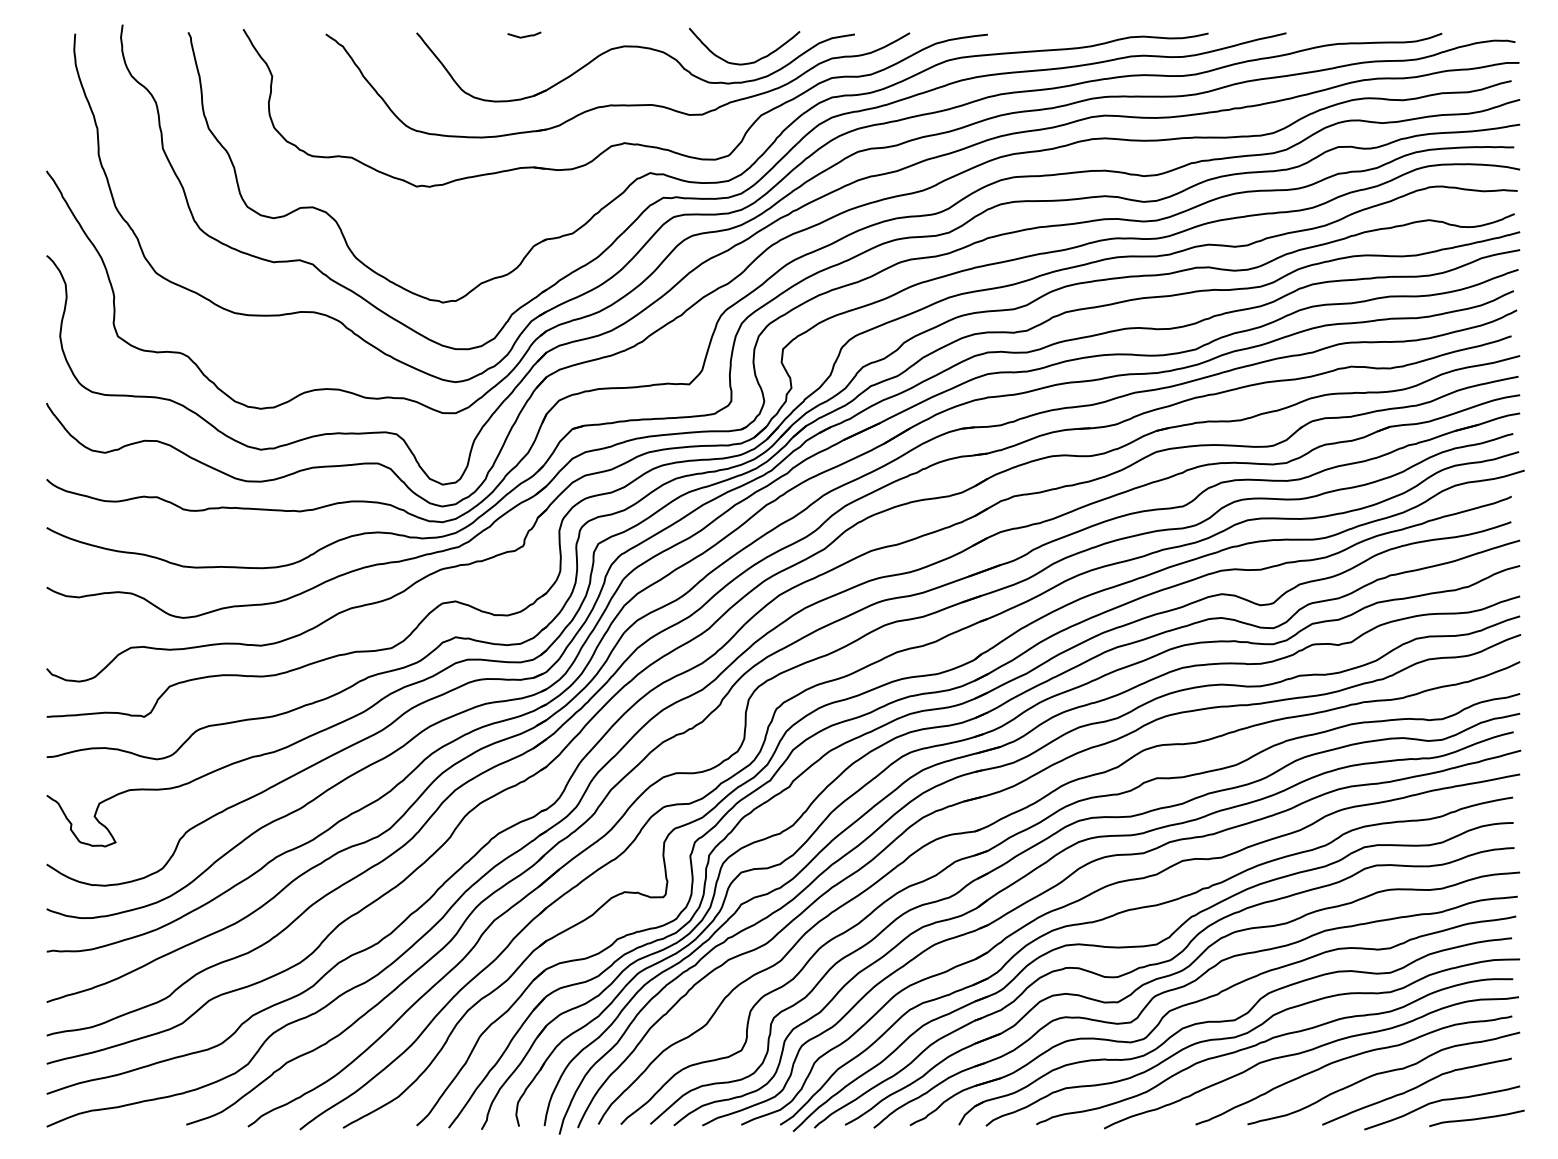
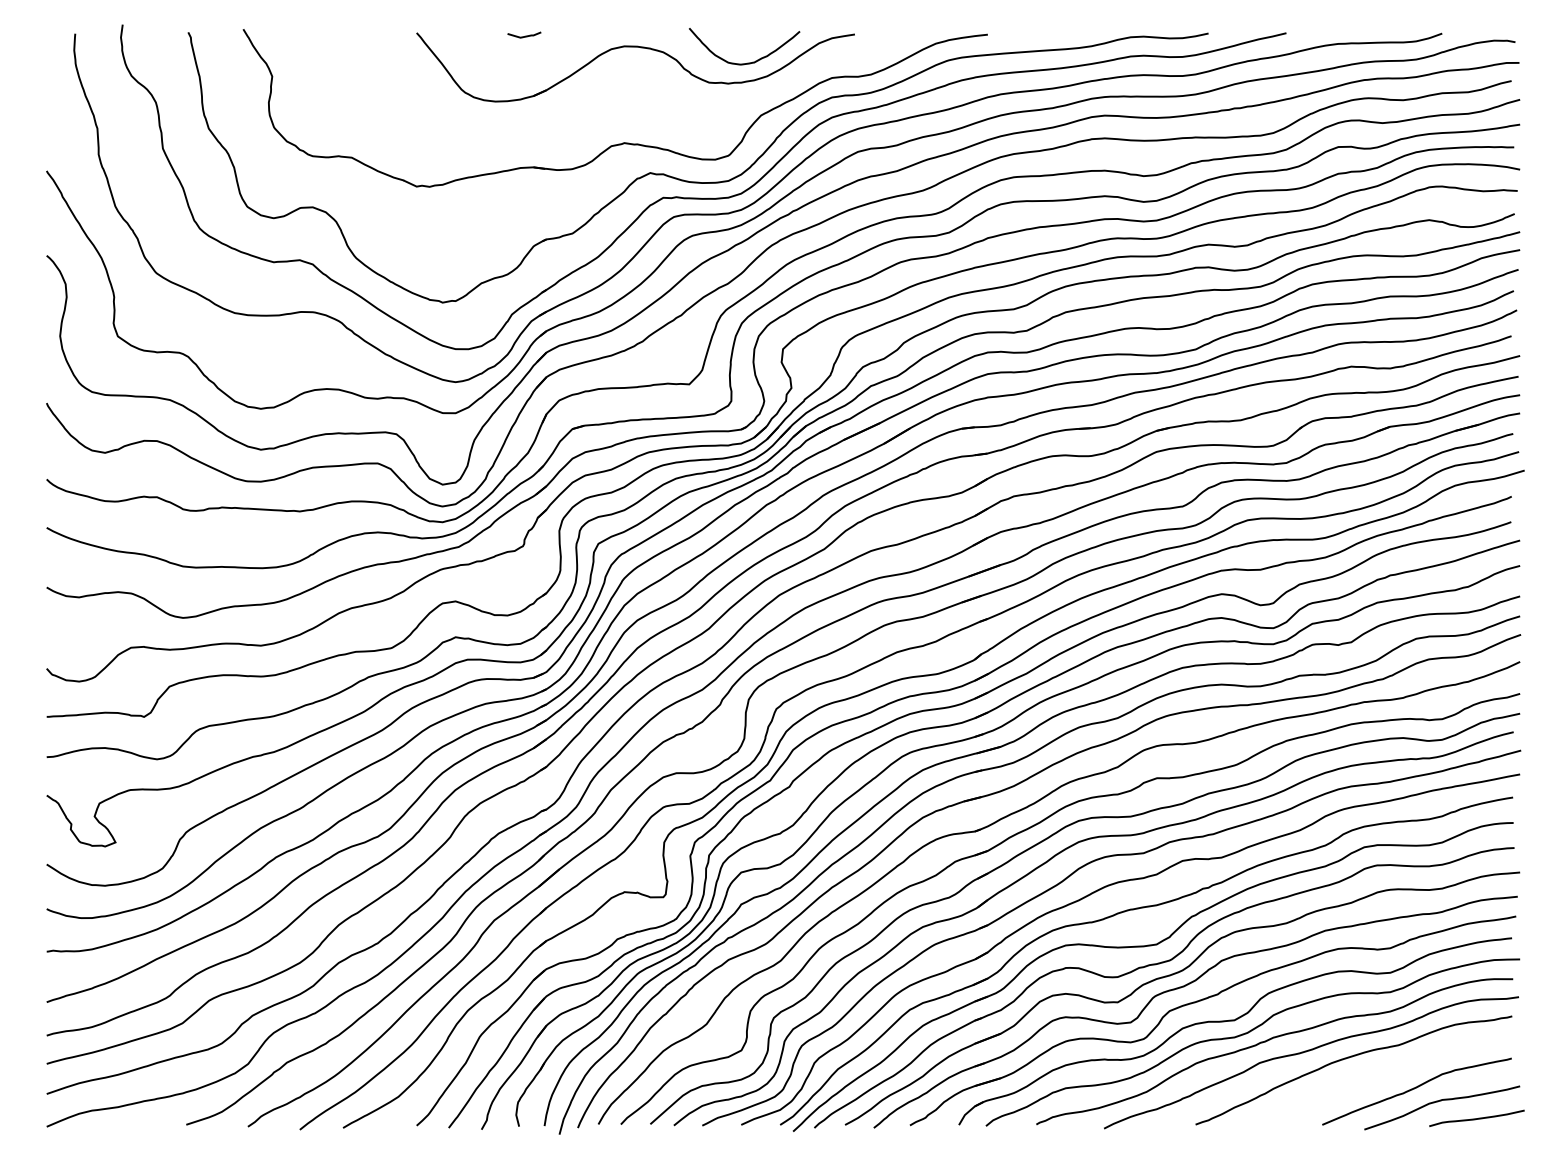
part: present -> none (617, 104)
curve: present -> none (1383, 1073)
